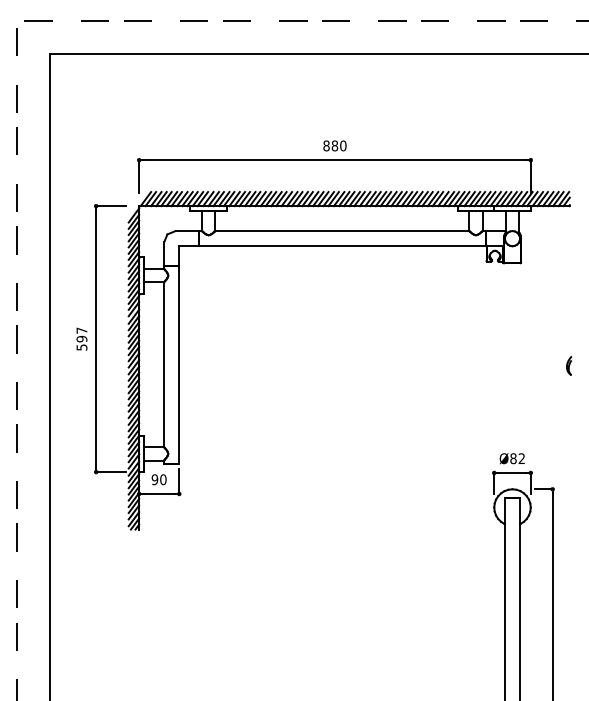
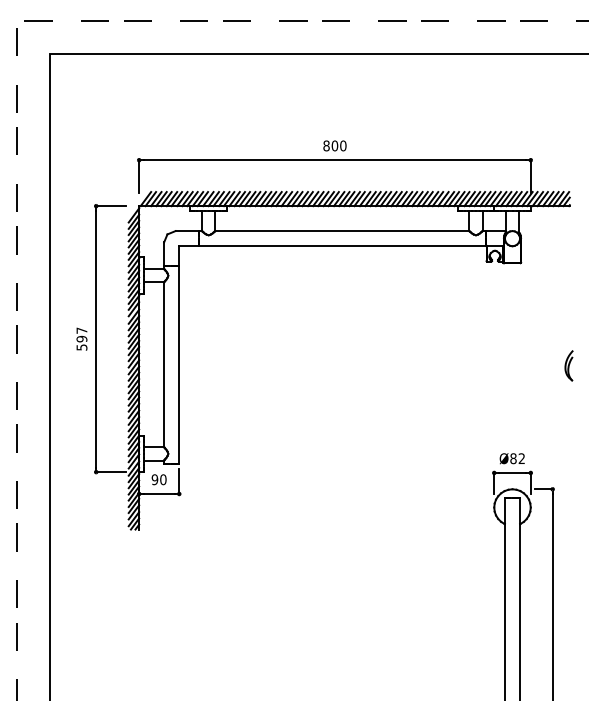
text: 880 -> 800 (334, 145)
part size: 7x20 px -> 10x32 px (568, 365)
